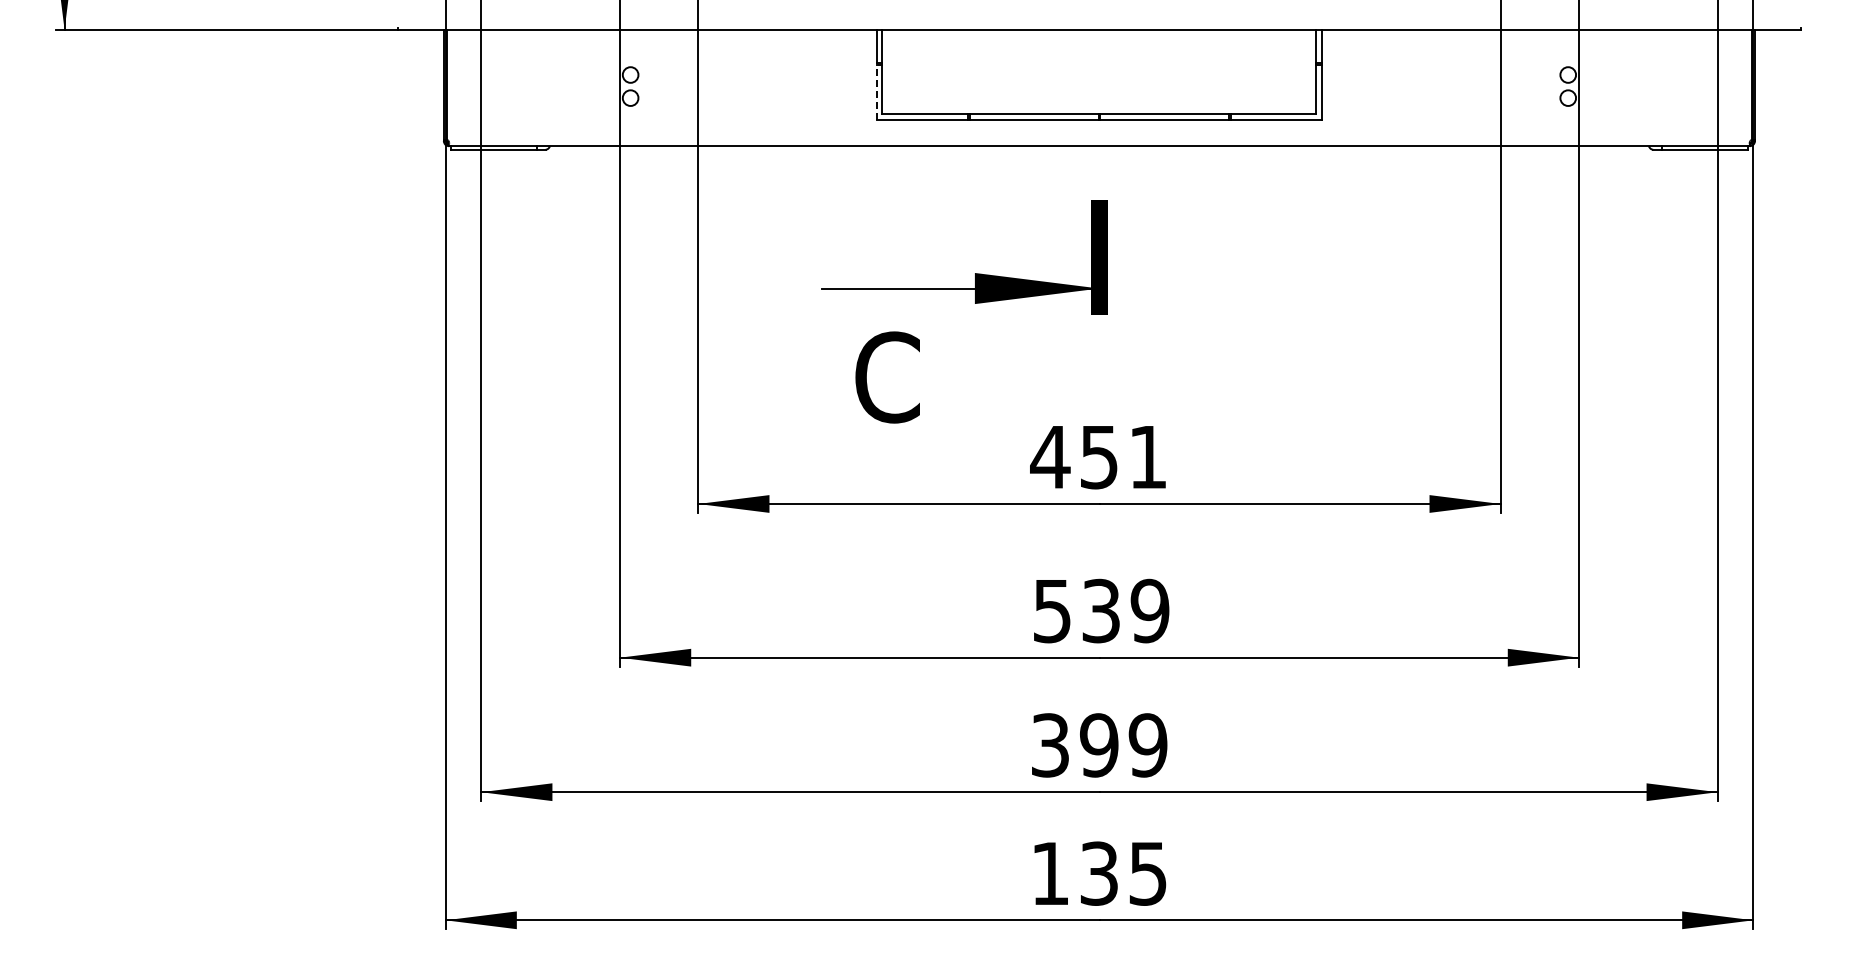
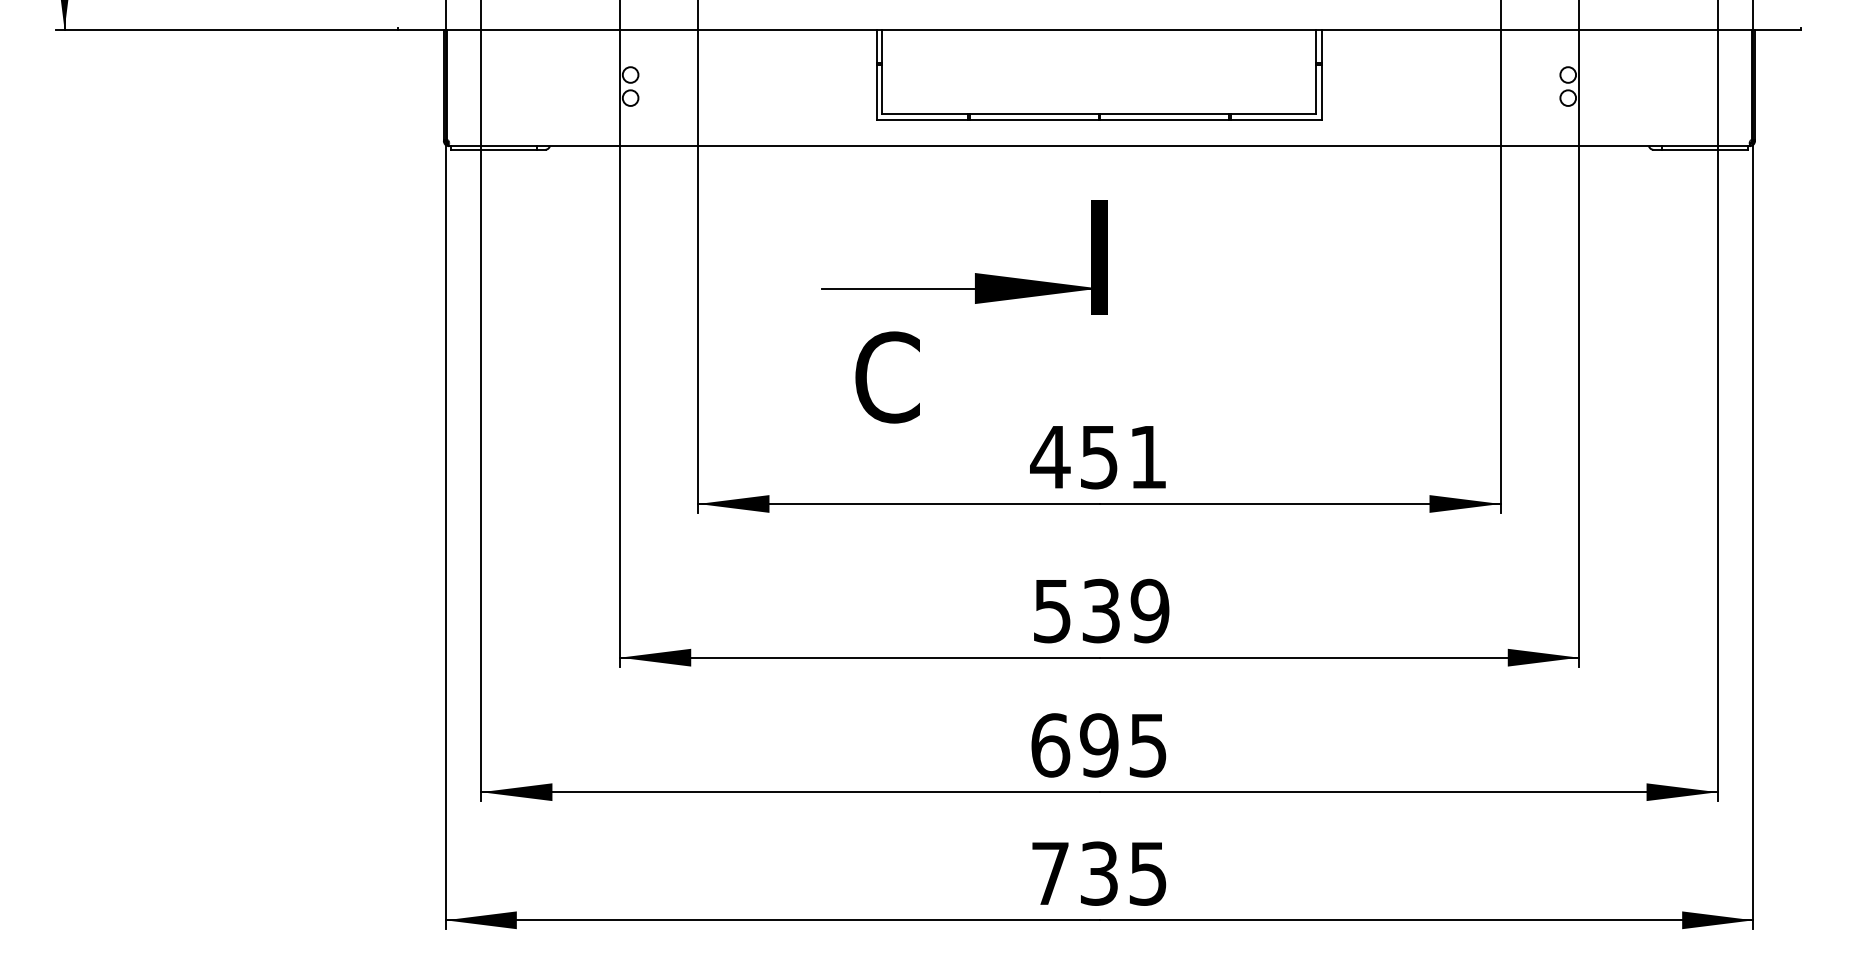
line: dashed -> solid (877, 91)
text: 399 -> 695 (1099, 745)
text: 135 -> 735 (1050, 873)
